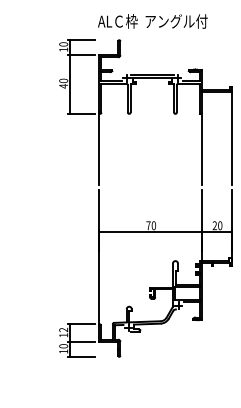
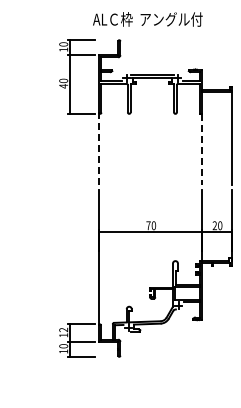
text position: (152, 21) -> (147, 19) (147, 19)
line: solid -> dashed (99, 148)
line: solid -> dashed (202, 149)
